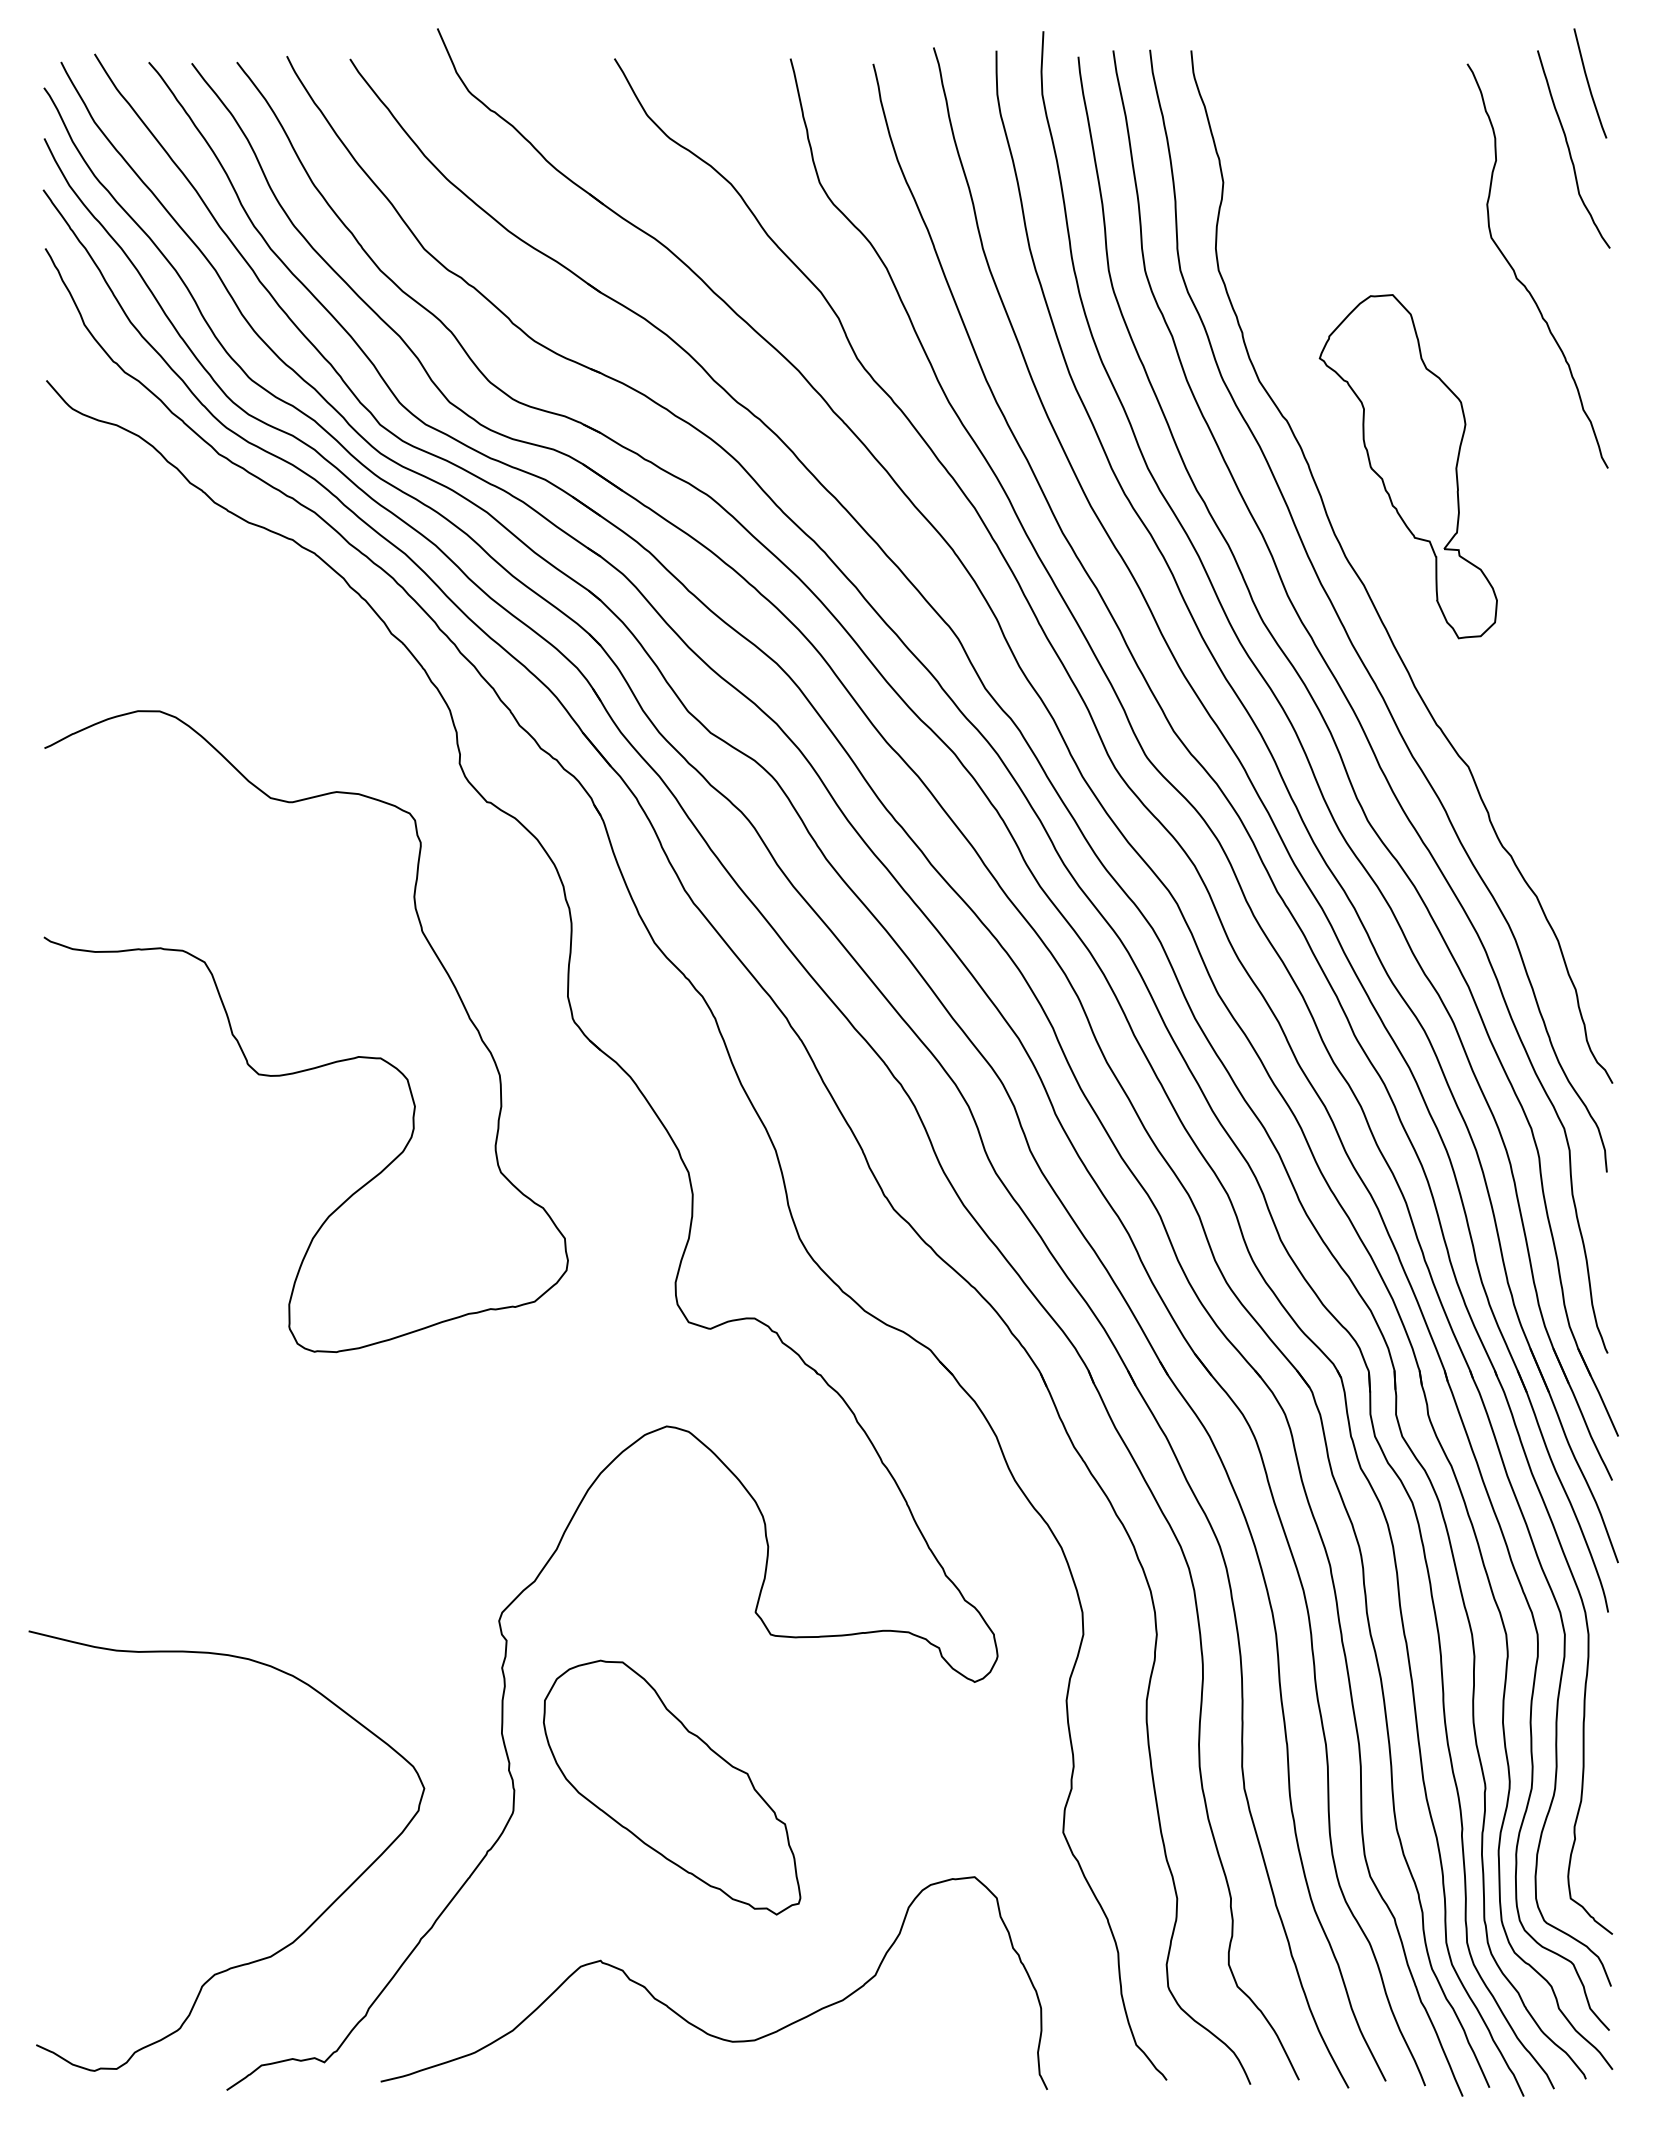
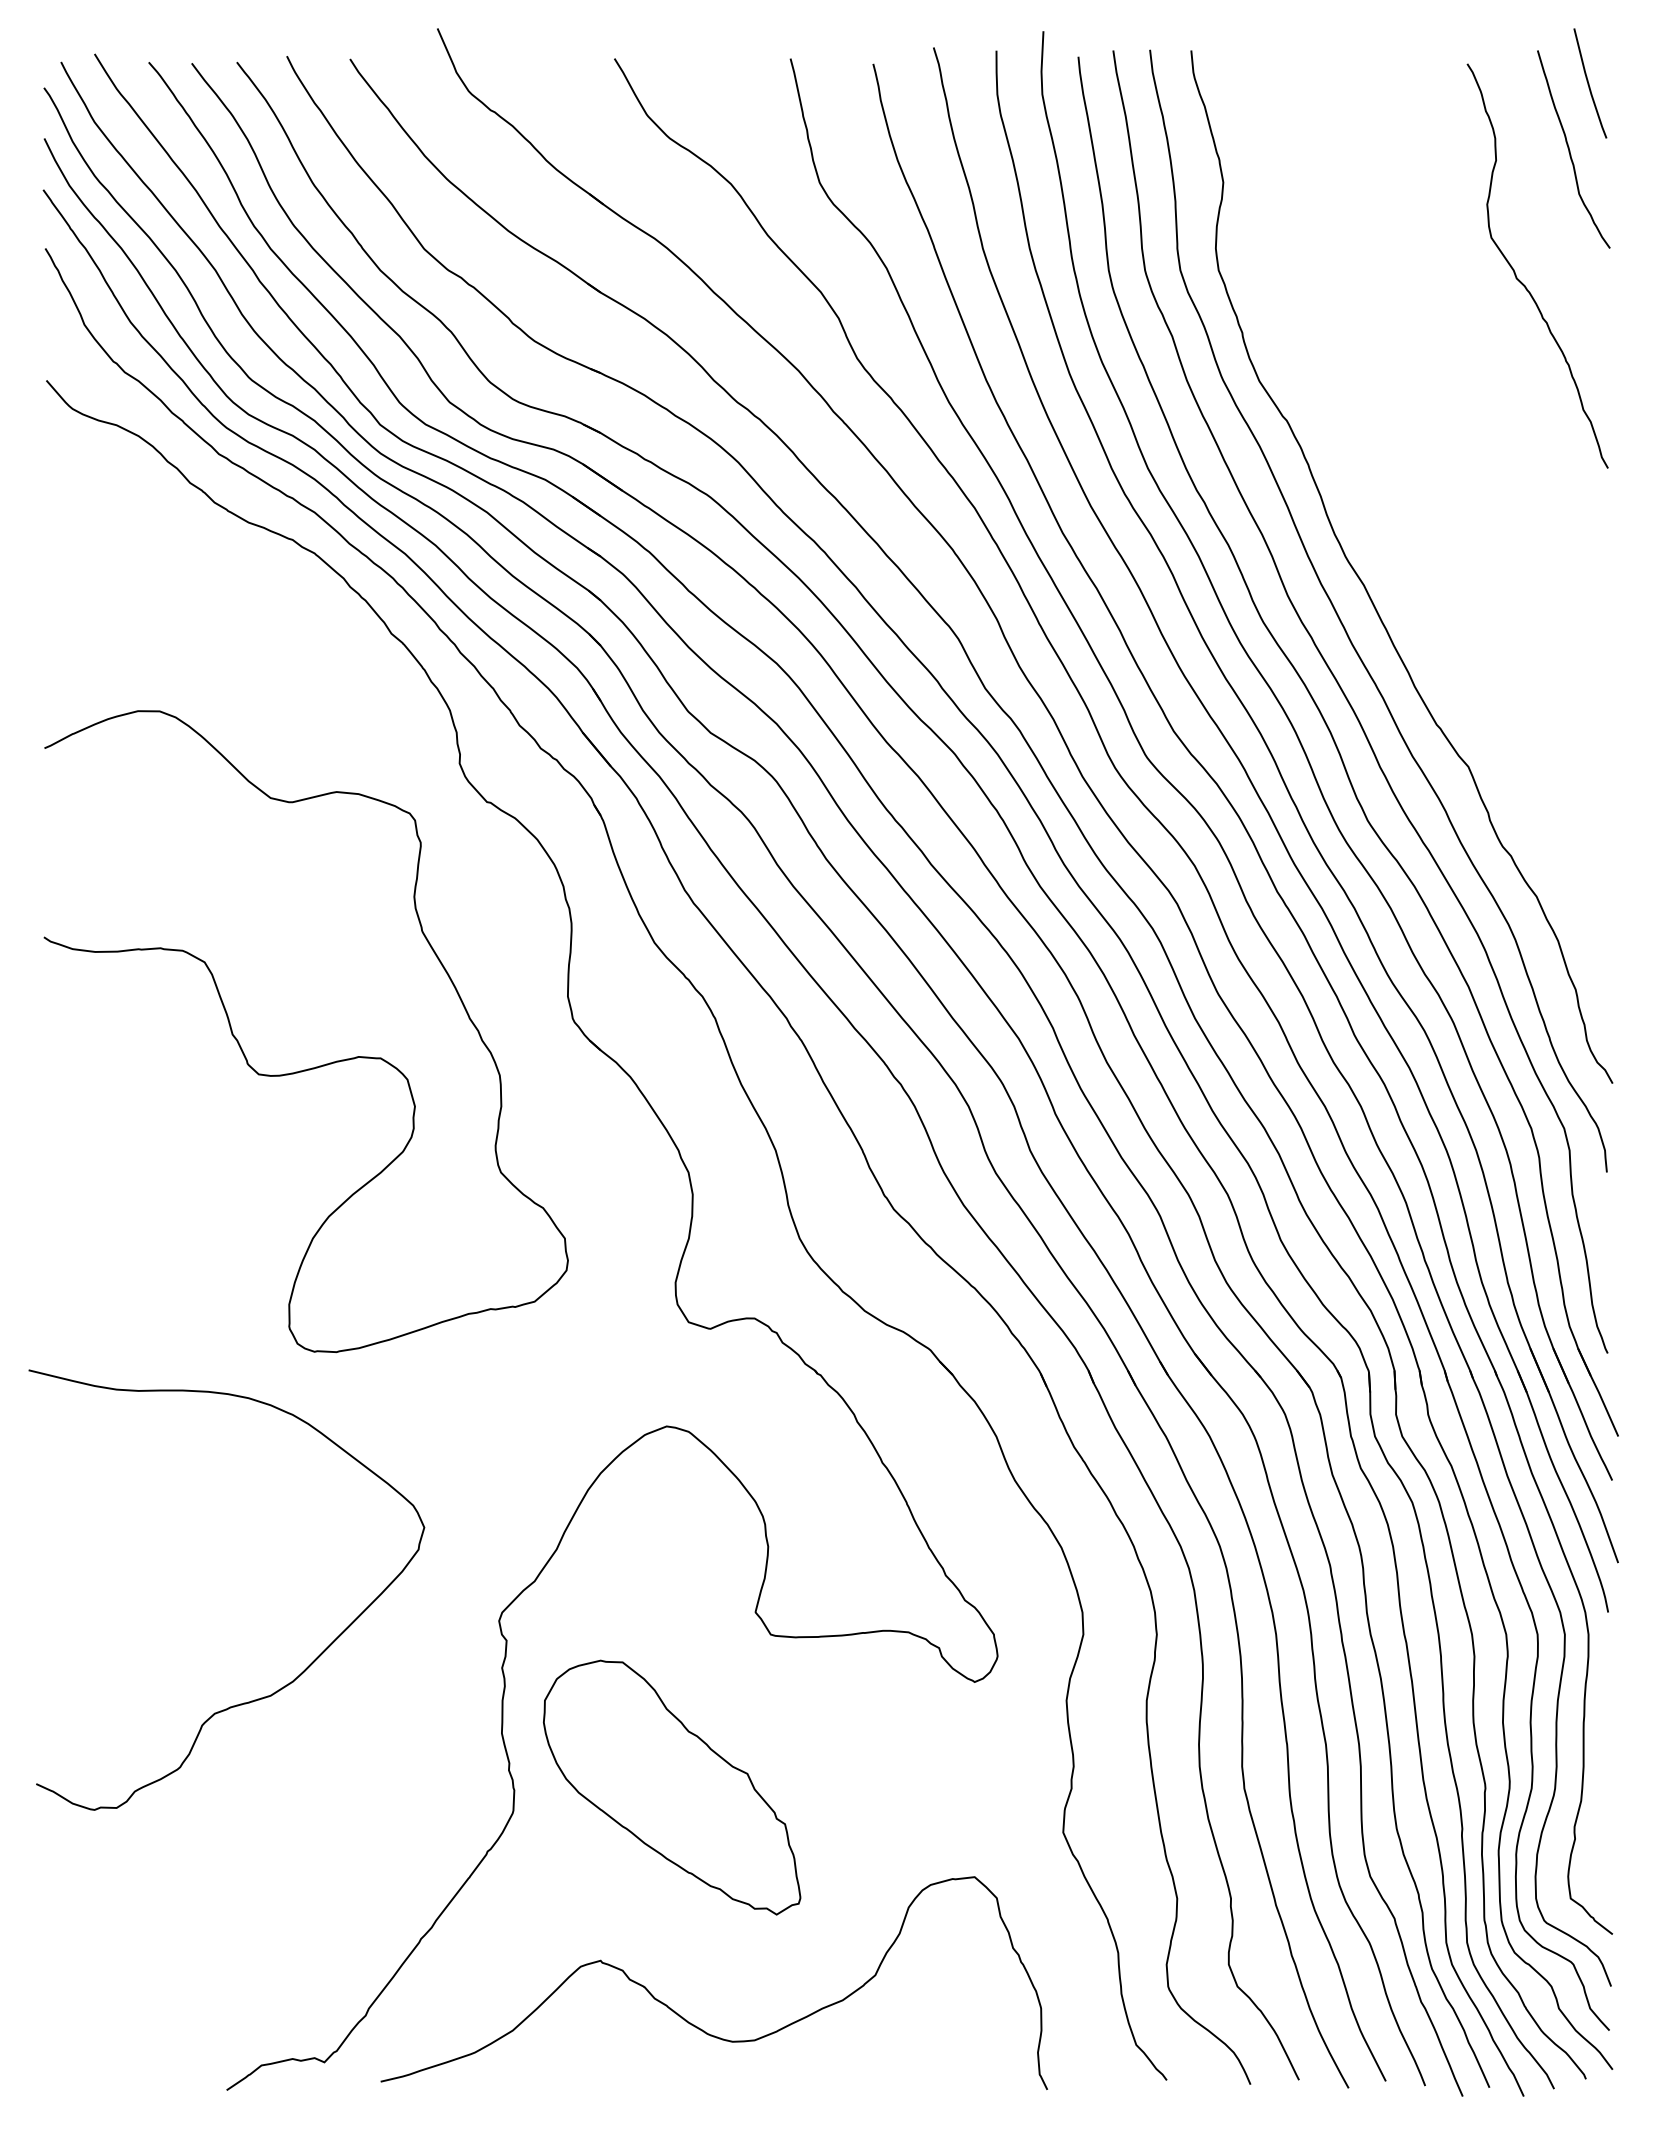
part: present -> none (1407, 466)
curve position: (305, 1929) -> (305, 1668) (305, 1668)
